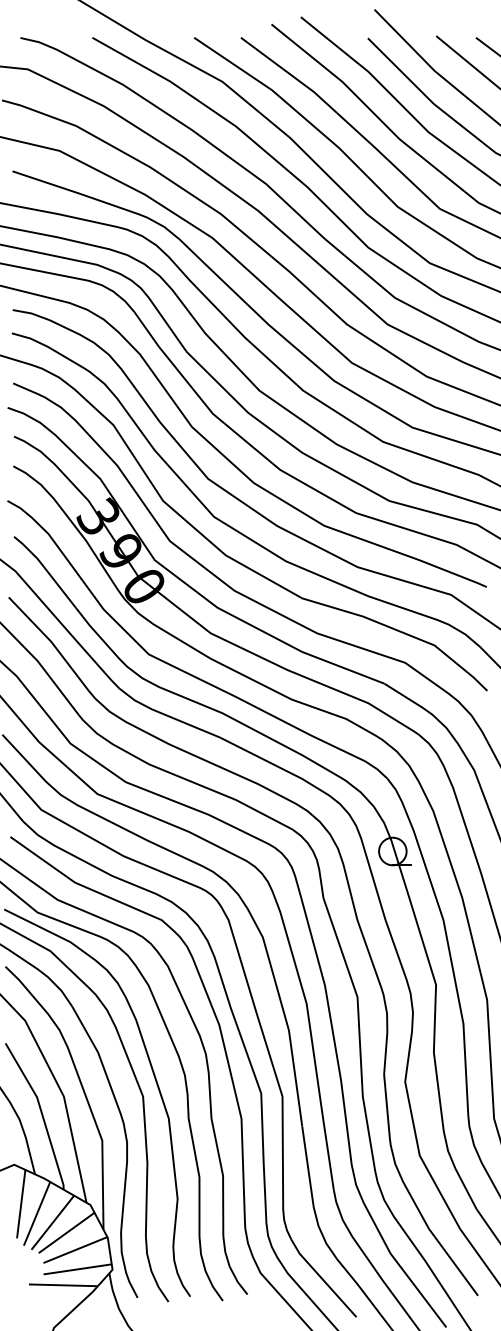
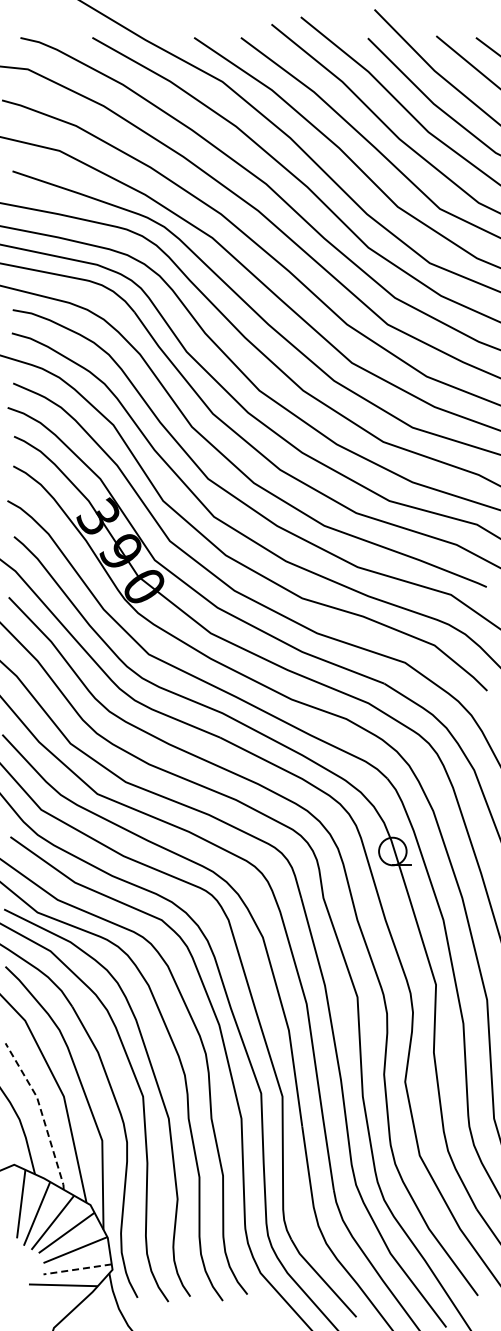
line: solid -> dashed (41, 1113)
line: solid -> dashed (77, 1269)
